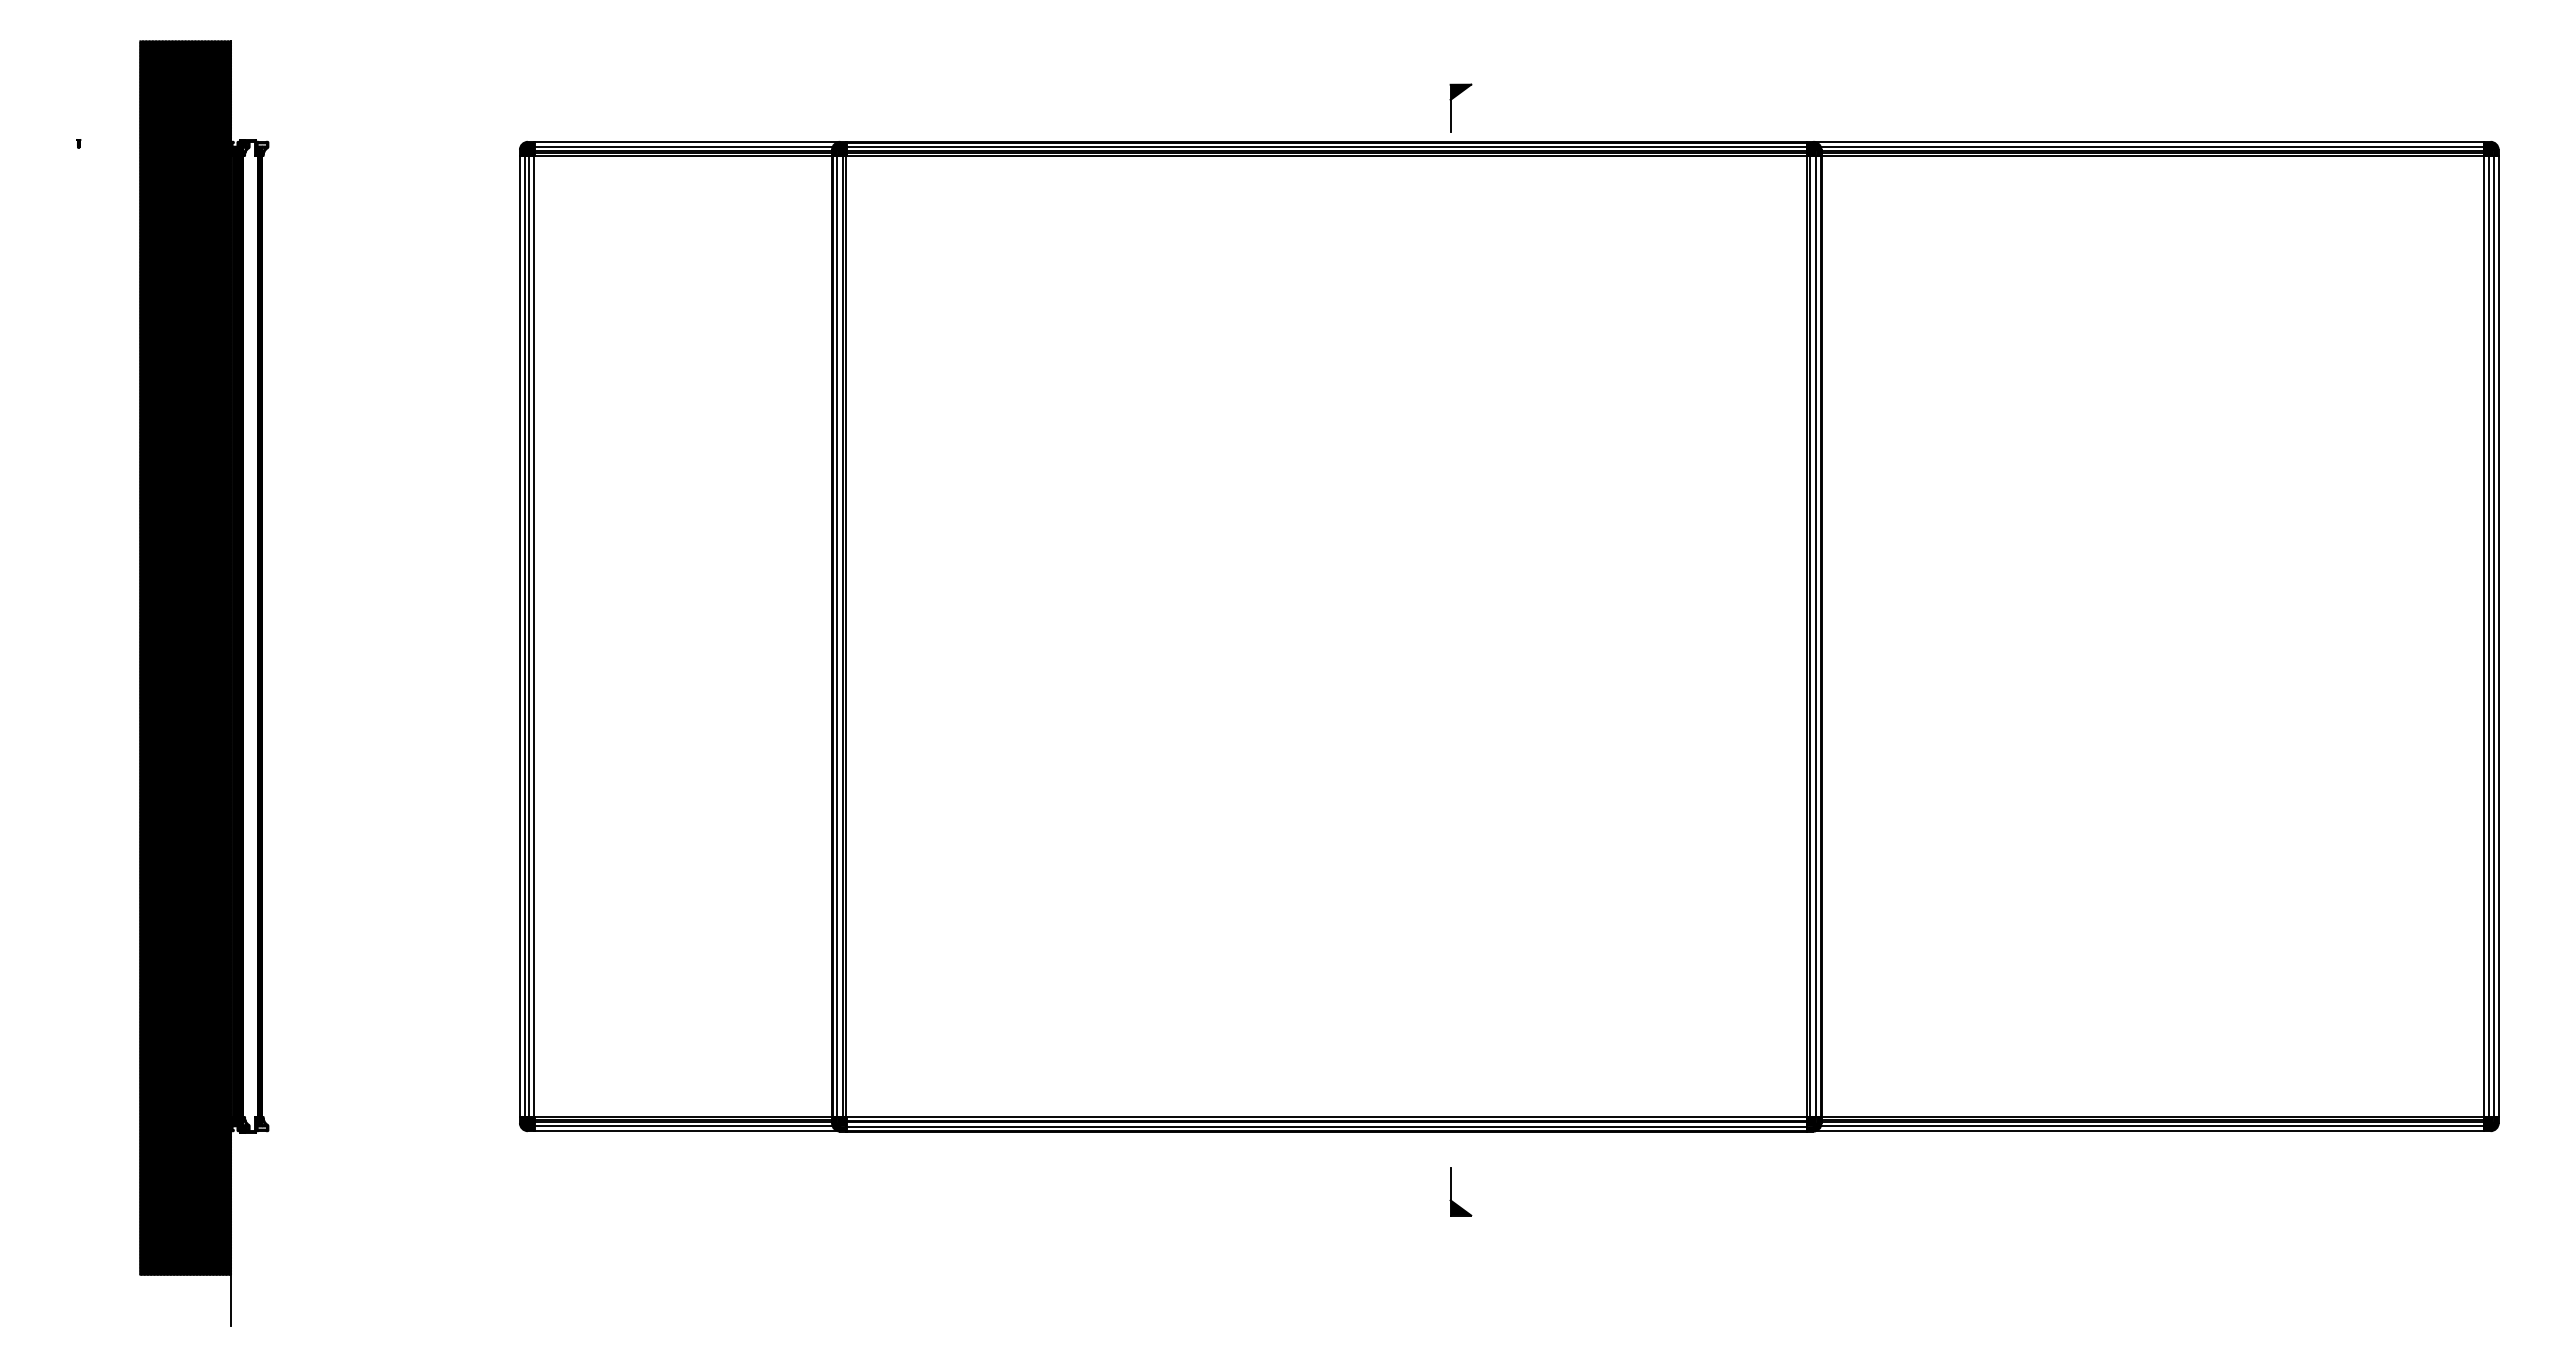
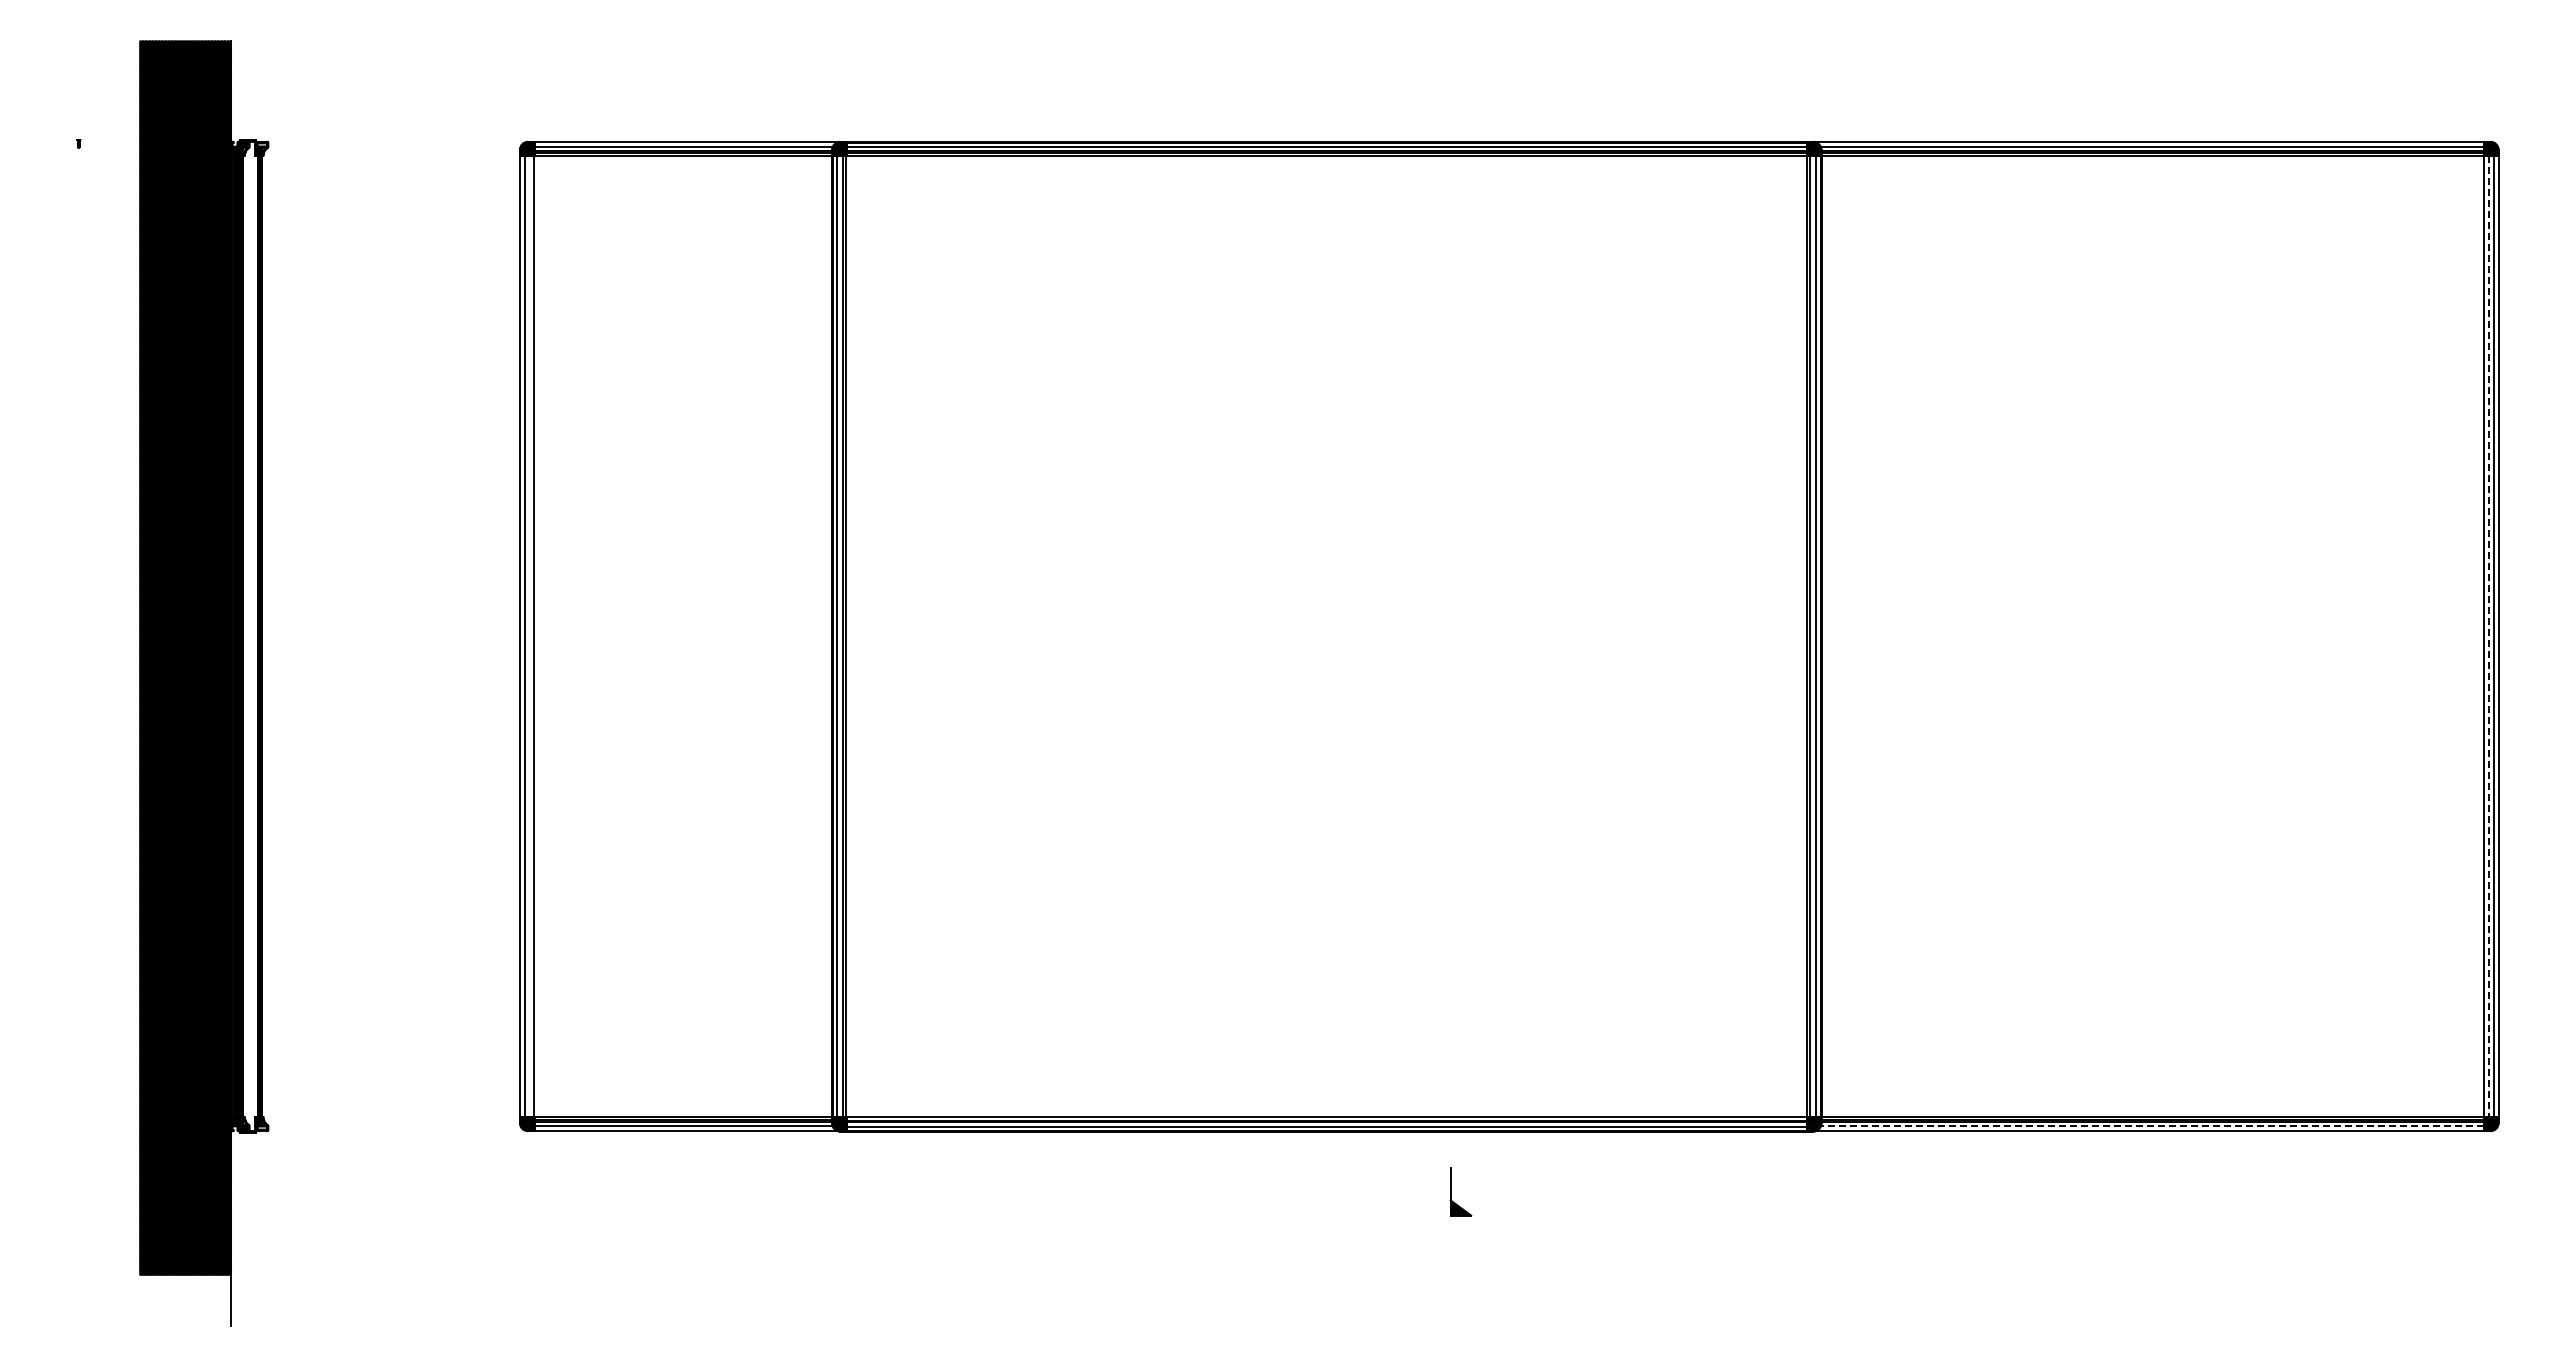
part: present -> none (1451, 107)
line: present -> none (529, 636)
line: solid -> dashed (2489, 637)
line: solid -> dashed (2152, 1126)
